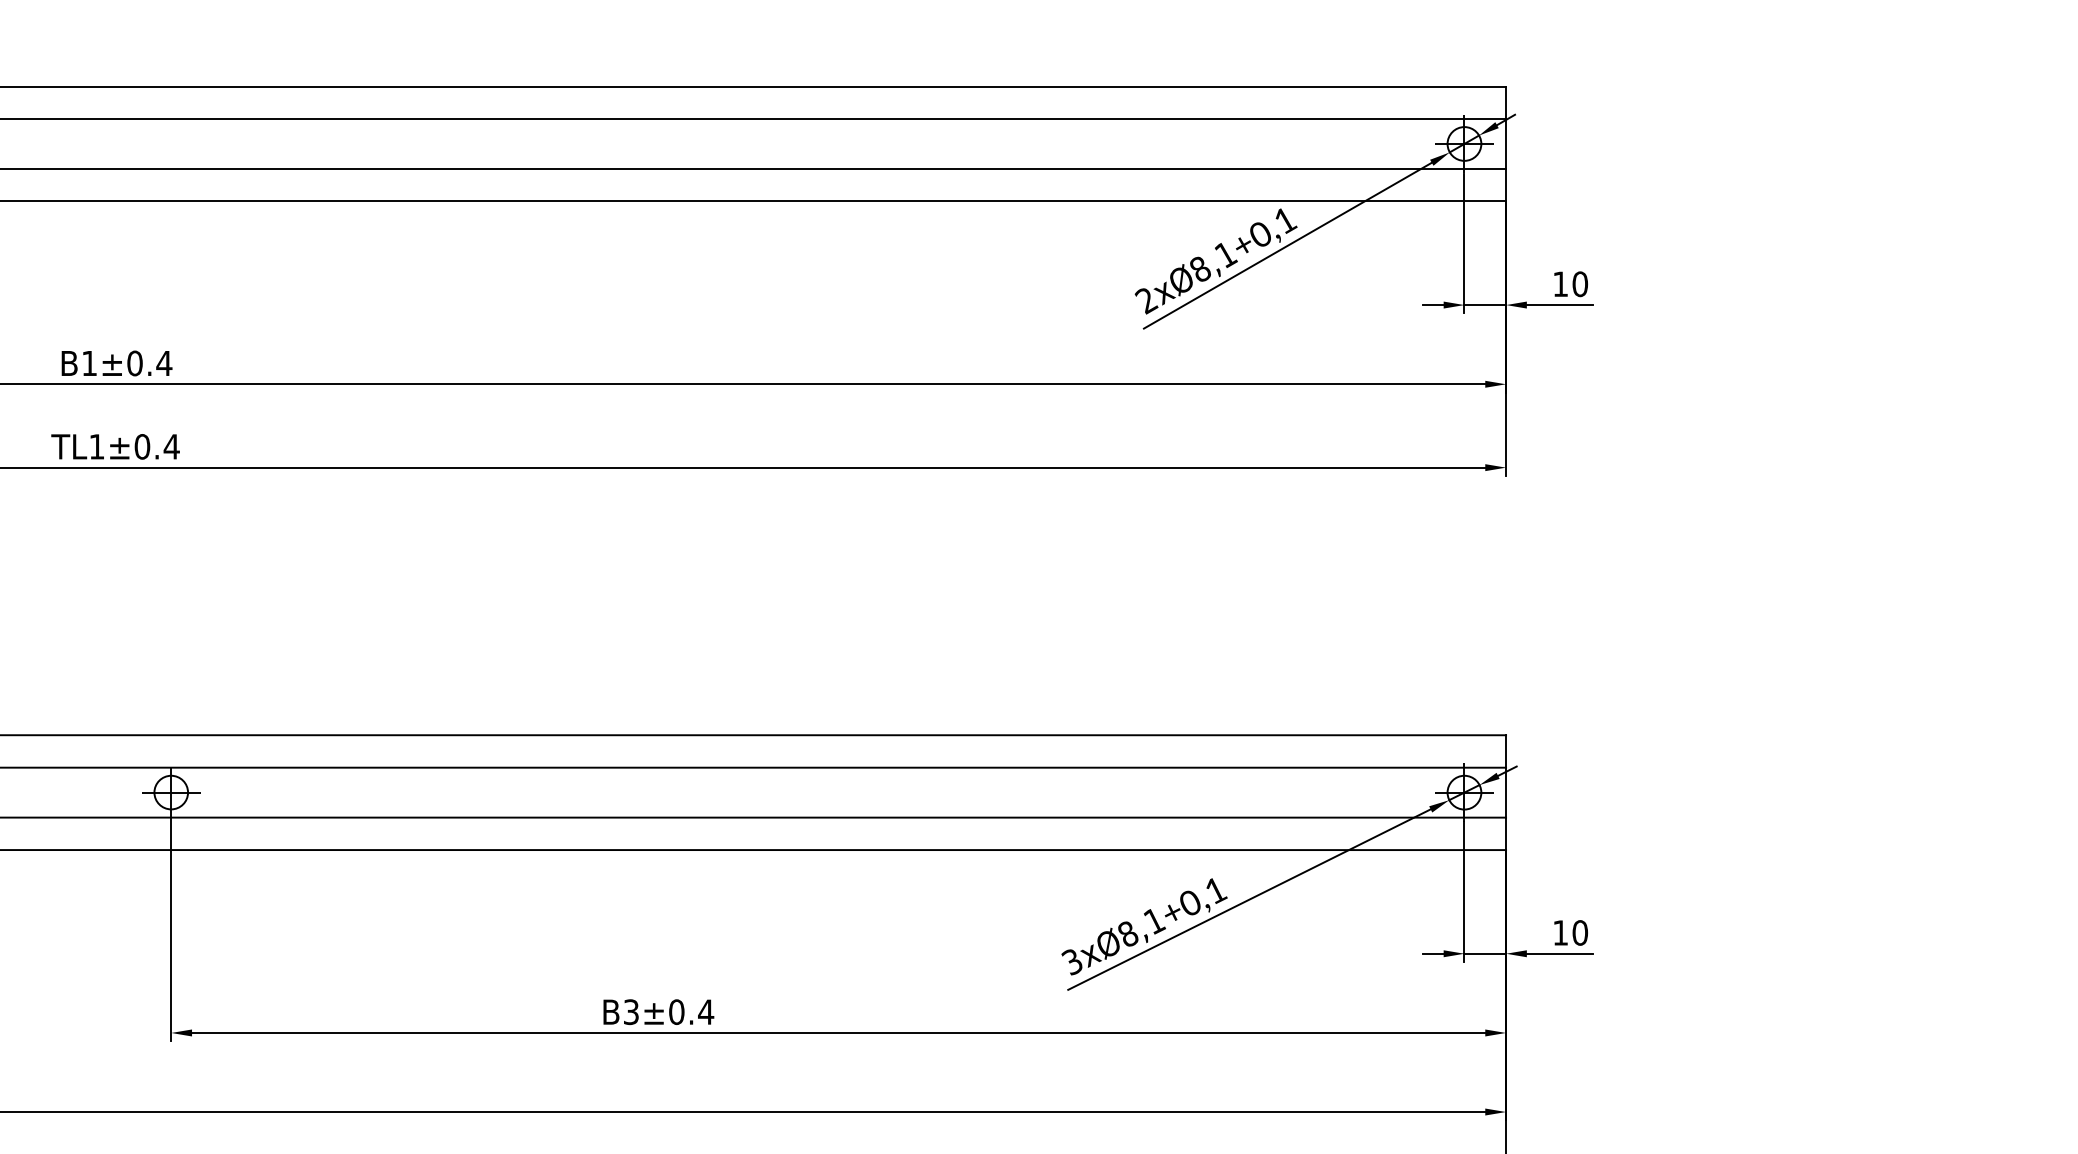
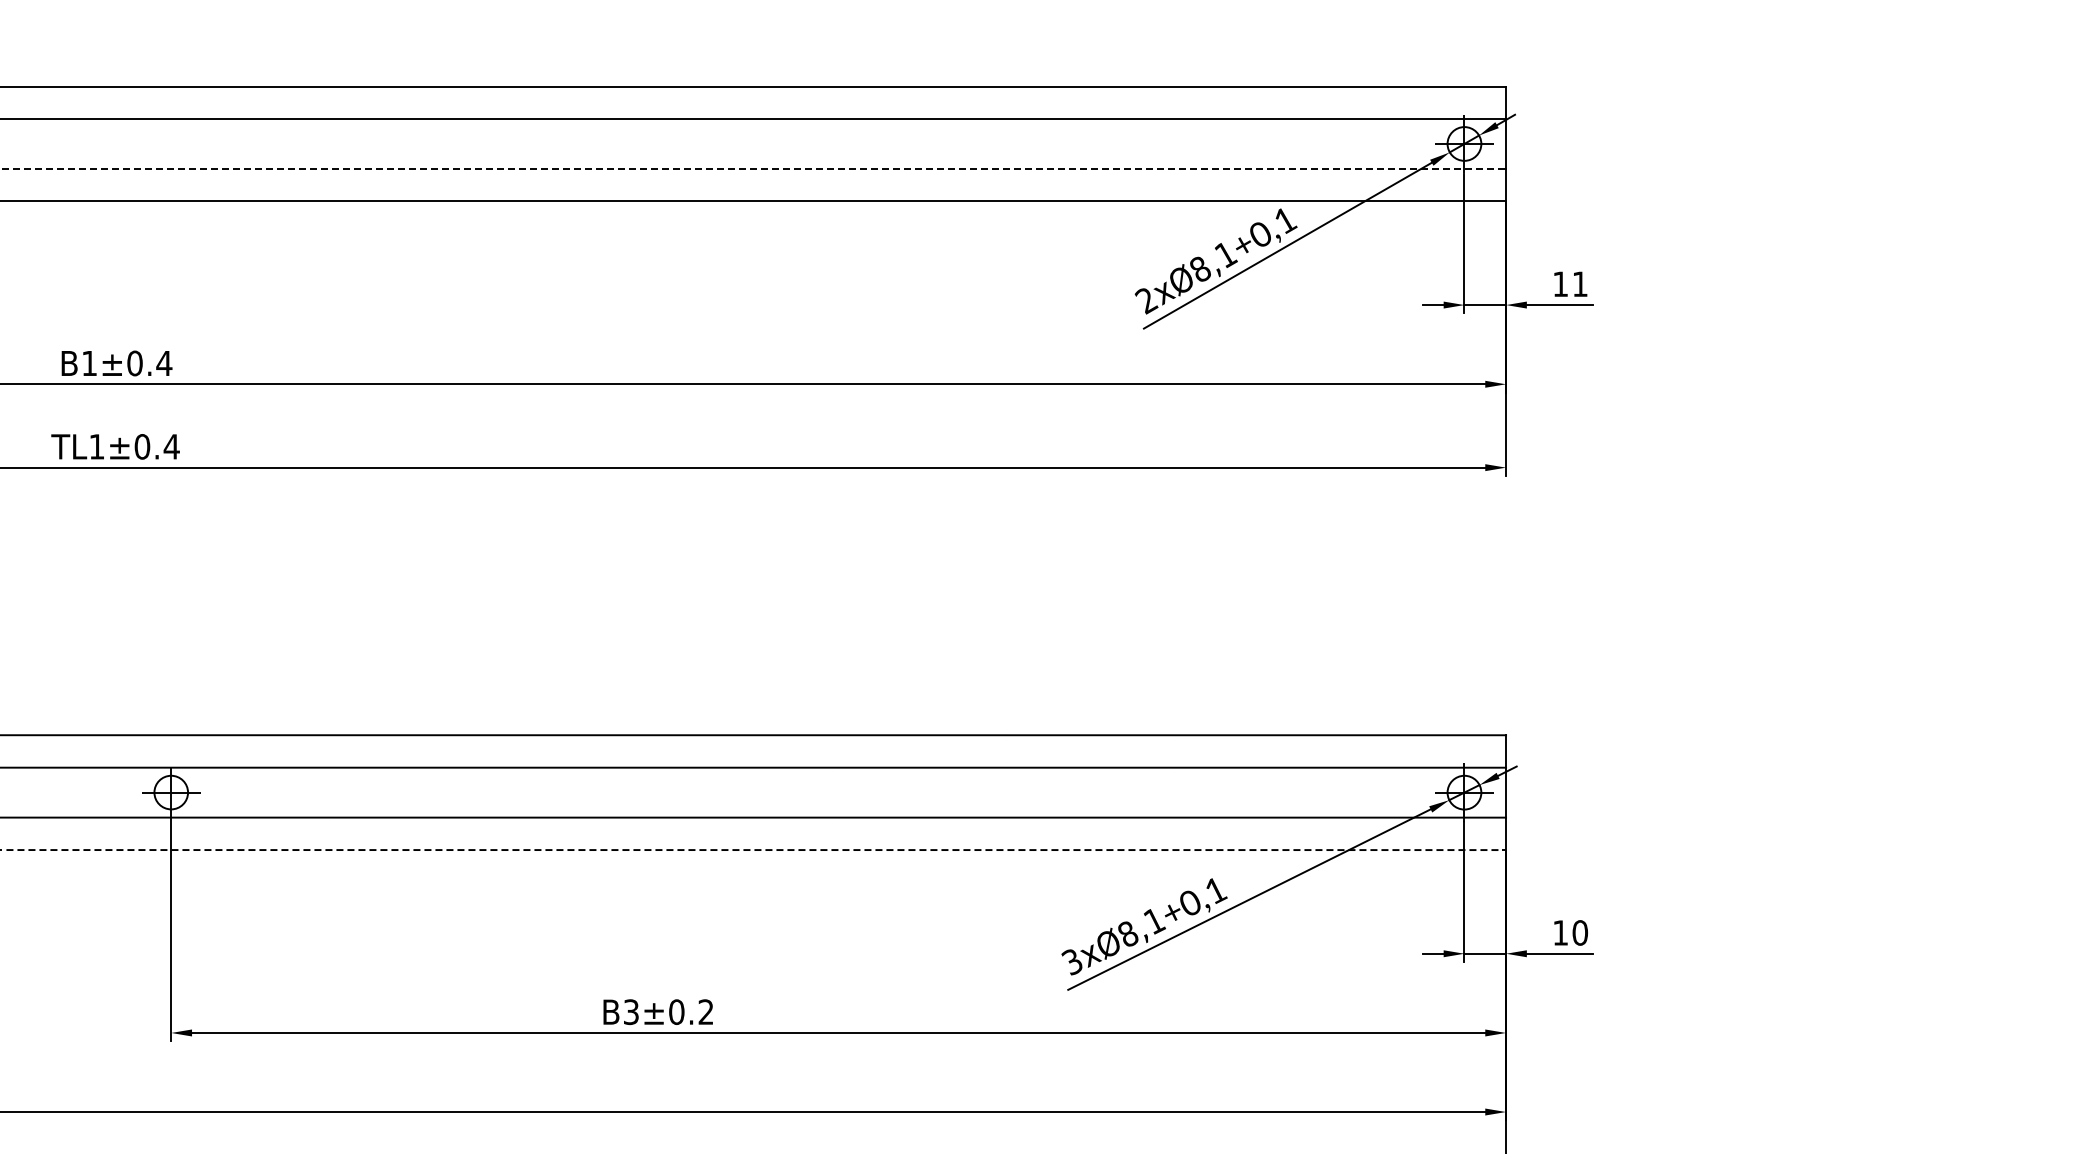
line: solid -> dashed (753, 168)
text: 10 -> 11 (1580, 284)
line: solid -> dashed (753, 850)
text: B3±0.4 -> B3±0.2 (706, 1011)
